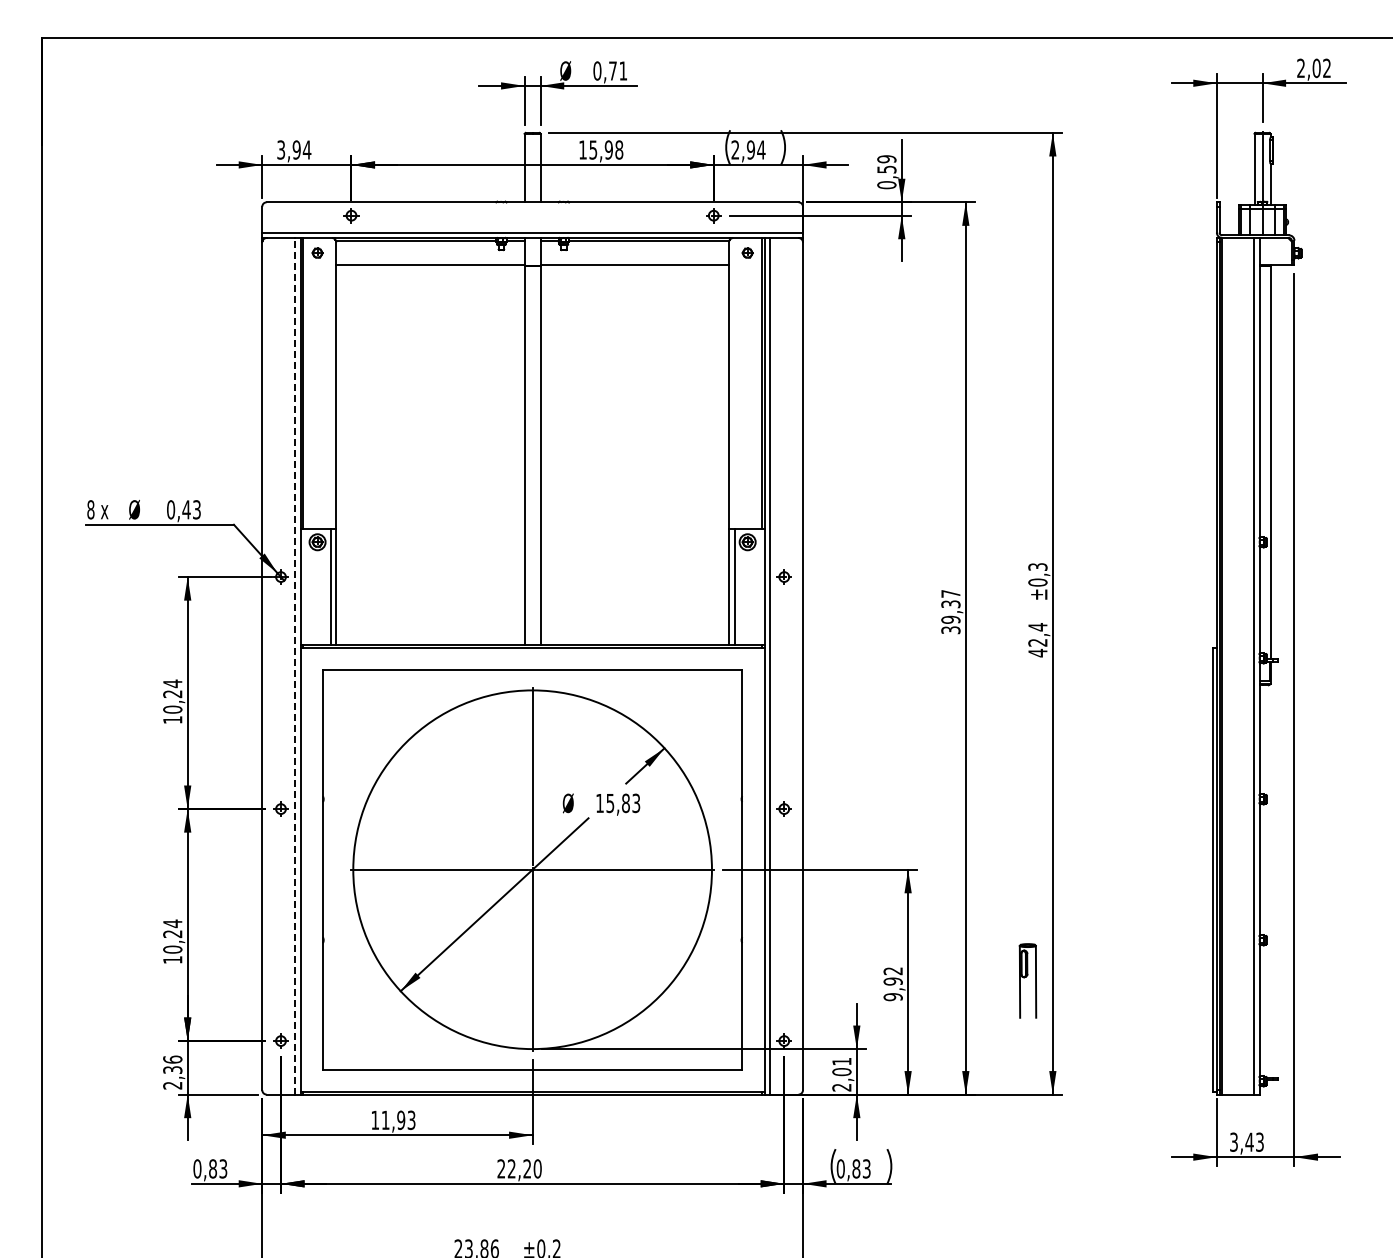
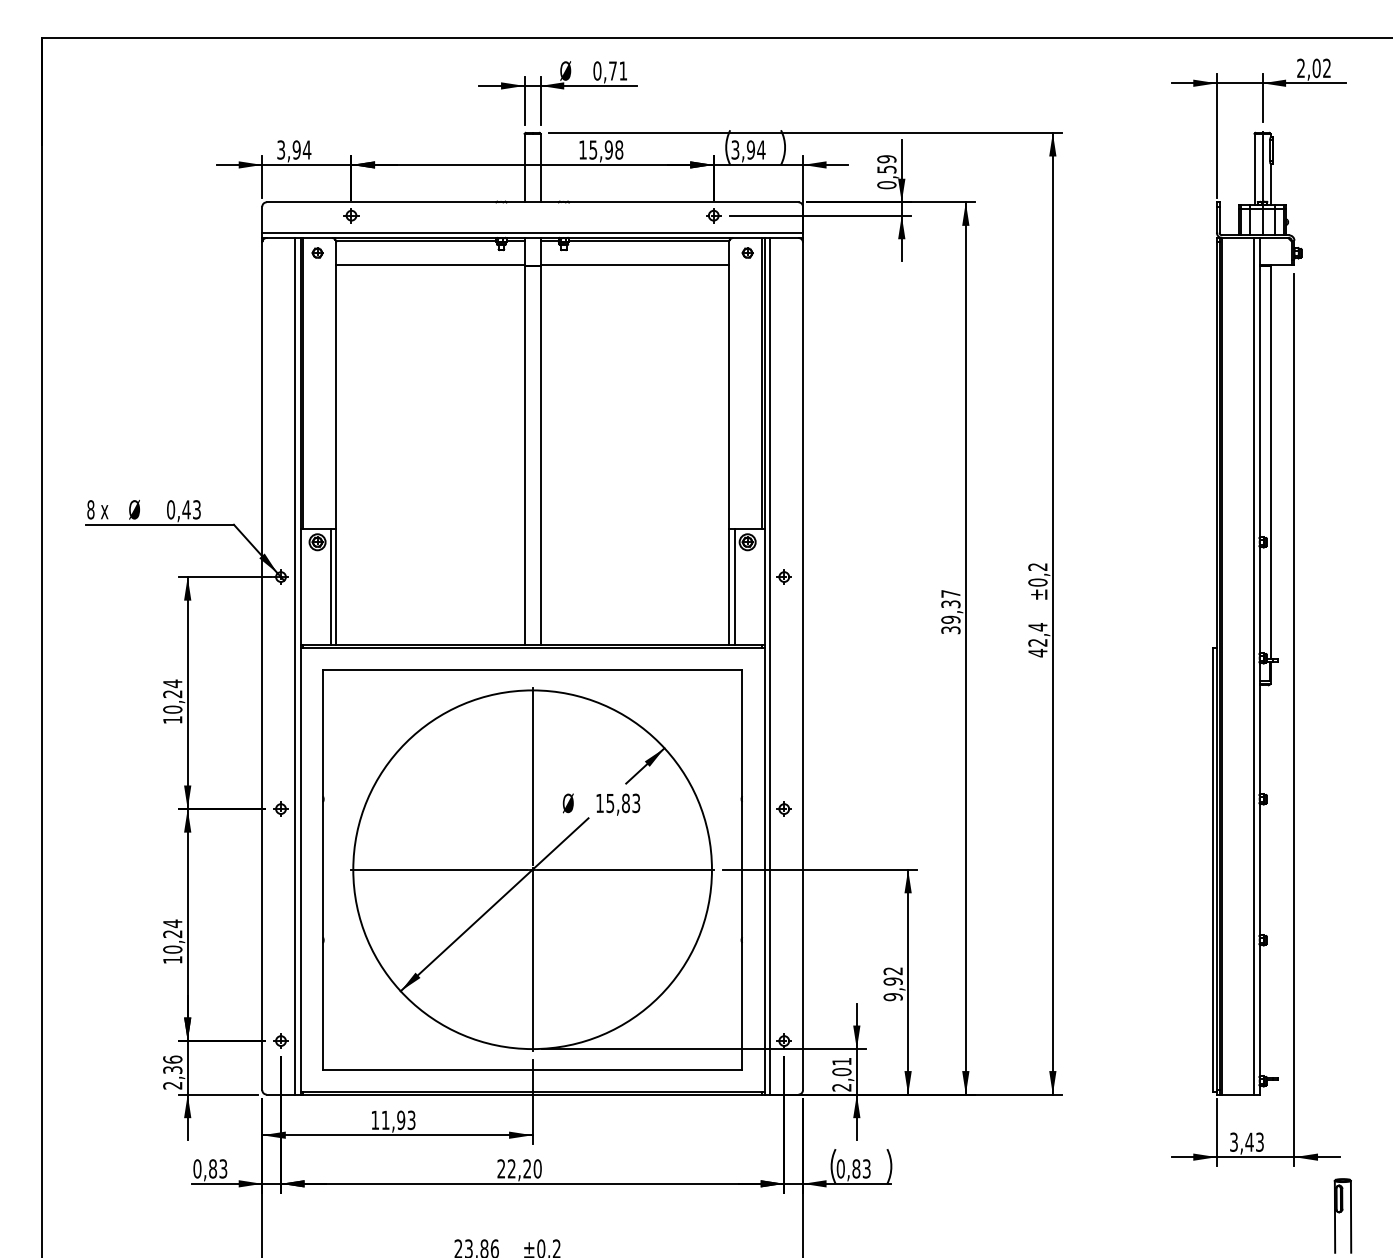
text: 2,94 -> 3,94 (735, 149)
text: ±0,3 -> ±0,2 (1037, 566)
line: dashed -> solid (295, 665)
part position: (1027, 980) -> (1342, 1215) (1342, 1215)
